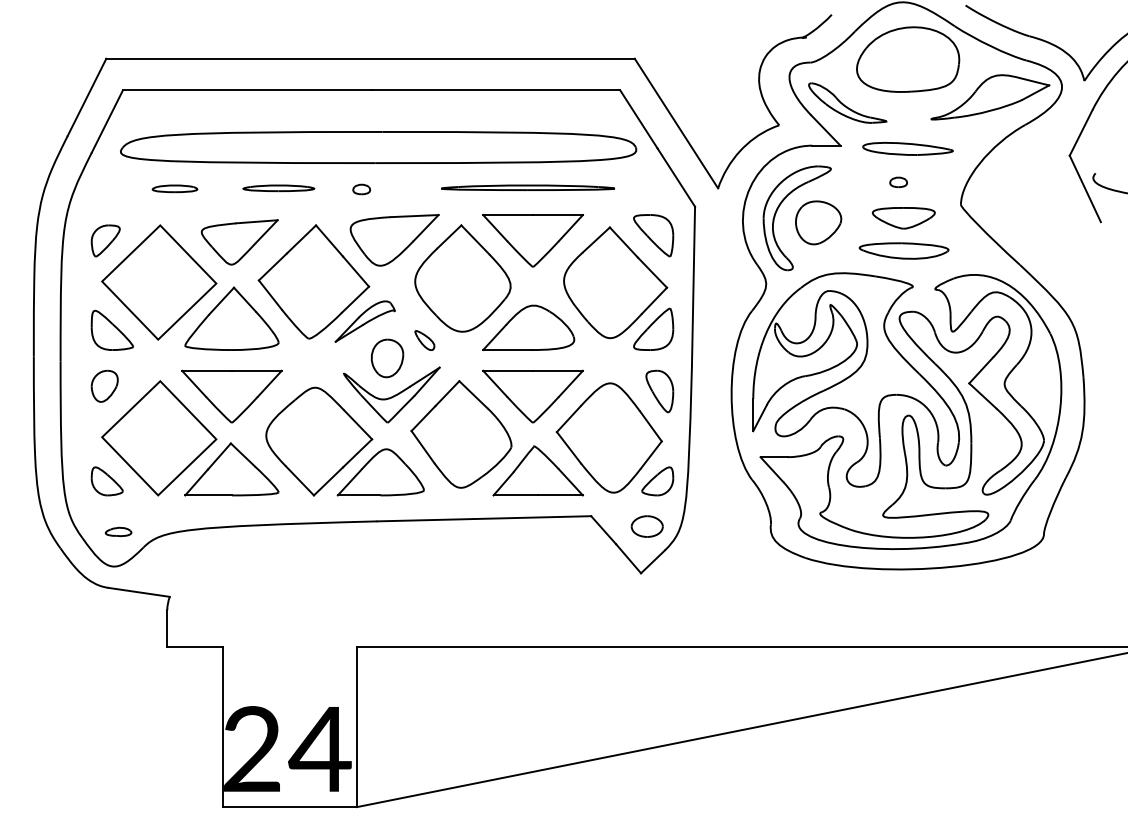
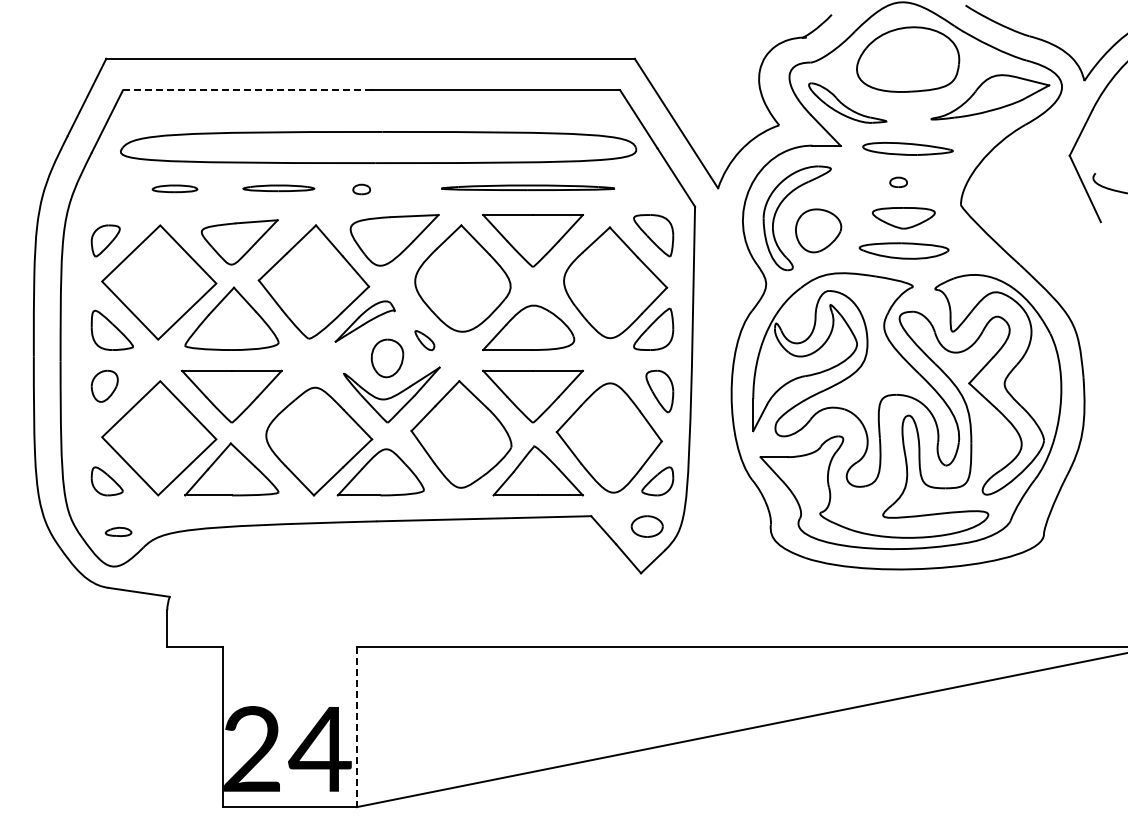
line: solid -> dashed (247, 90)
part position: (818, 222) -> (818, 230) (818, 230)
line: solid -> dashed (356, 727)
